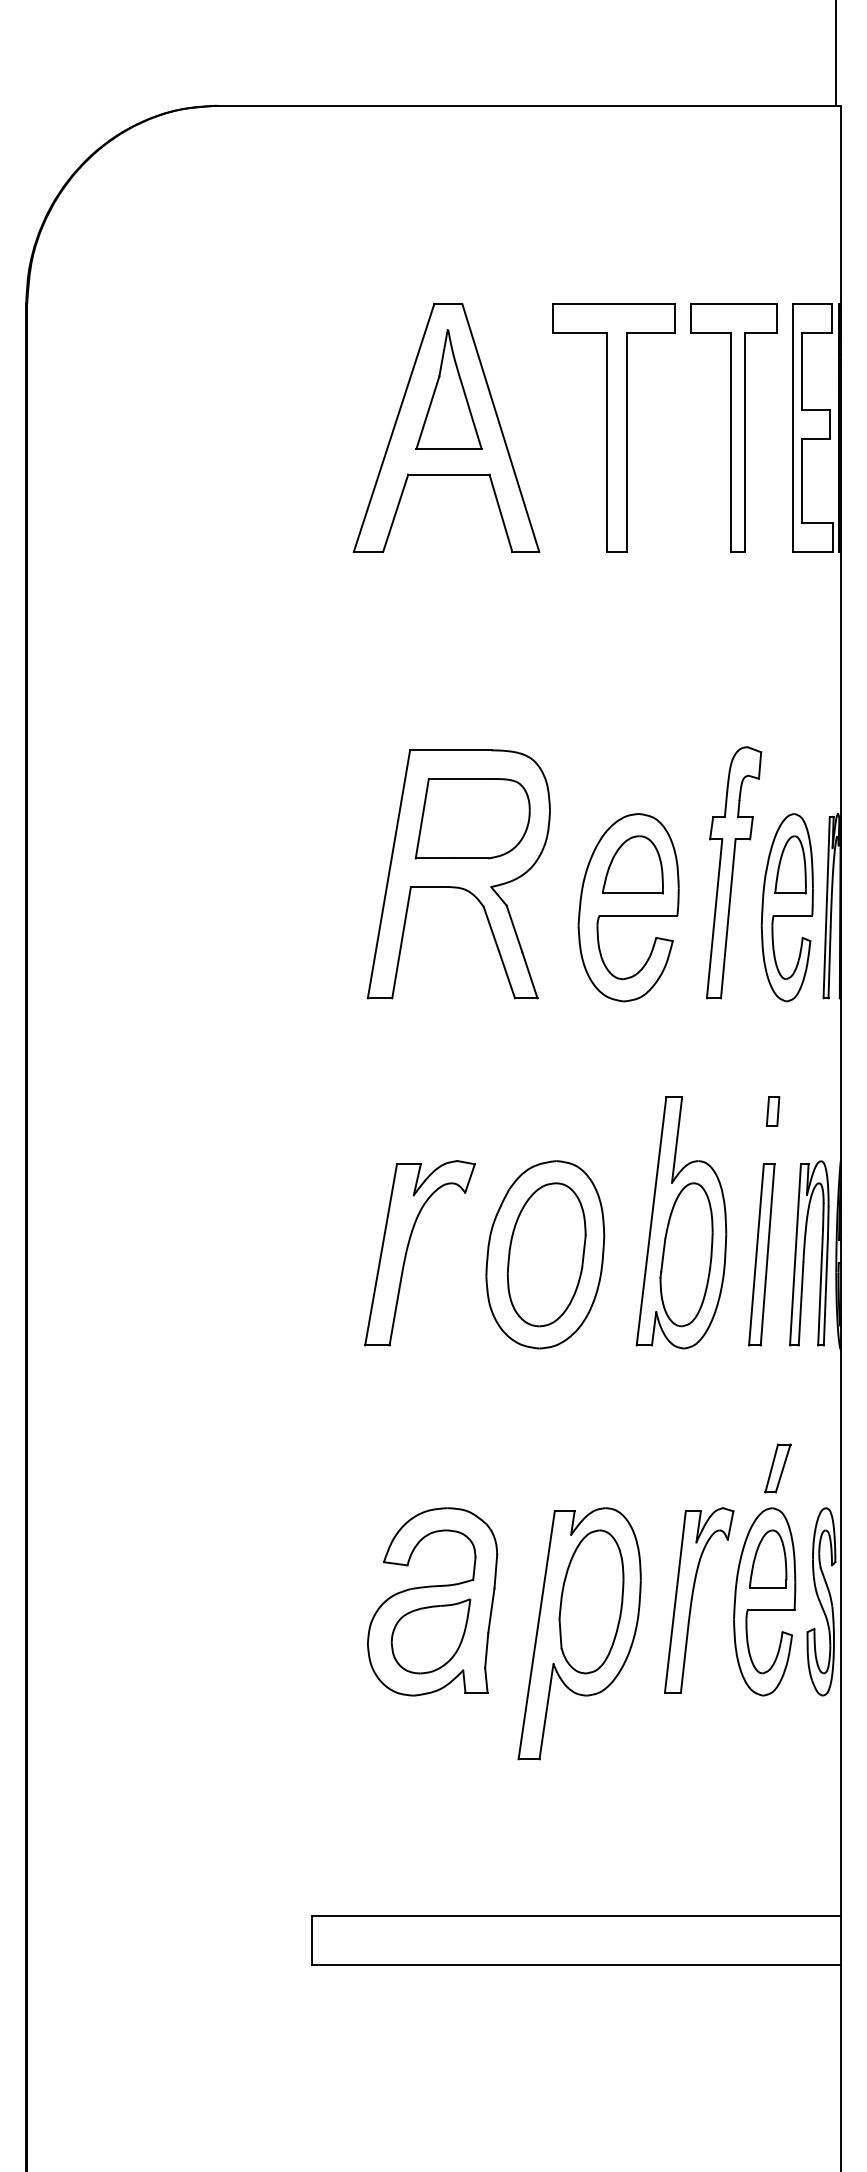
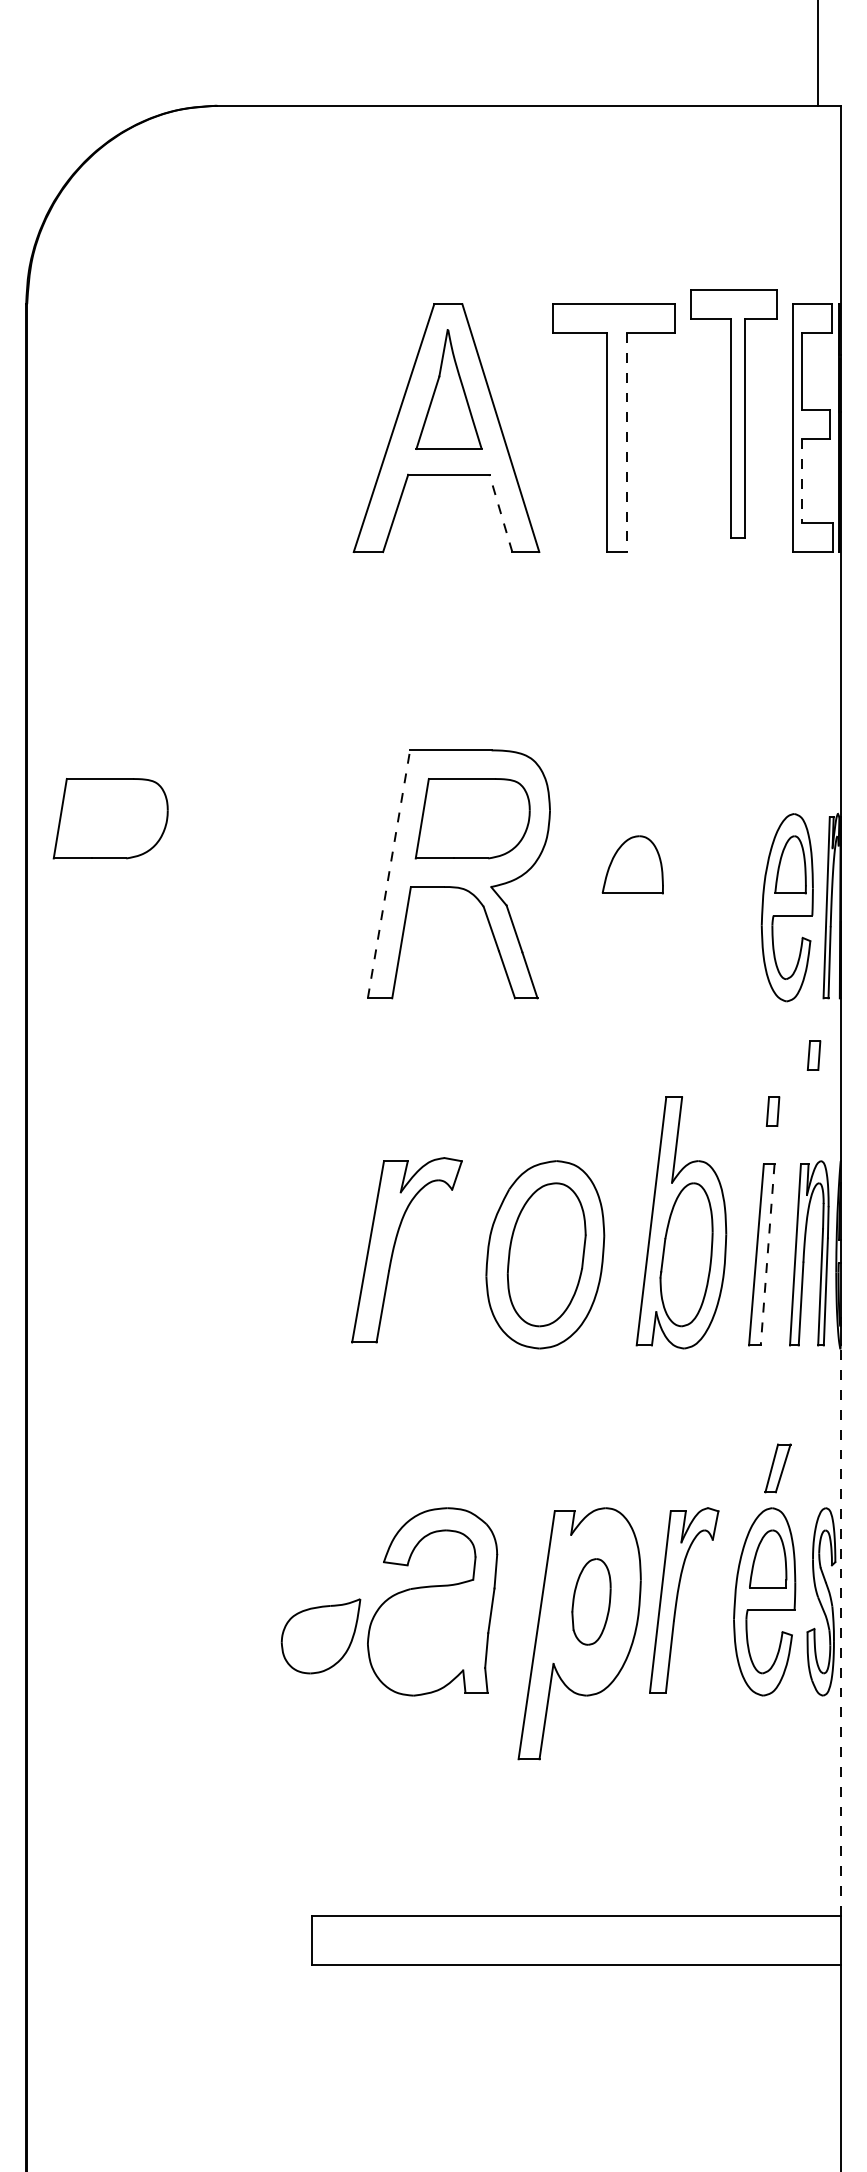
line position: (835, 53) -> (817, 53) (817, 53)
part position: (733, 427) -> (733, 413) (733, 413)
line: solid -> dashed (626, 443)
line: solid -> dashed (802, 481)
line: solid -> dashed (500, 512)
part: none -> present (110, 818)
part: present -> none (734, 872)
line: solid -> dashed (388, 874)
part: present -> none (628, 907)
part: none -> present (813, 1055)
part position: (407, 1252) -> (394, 1249) (394, 1249)
line: solid -> dashed (767, 1254)
part position: (692, 1600) -> (677, 1600) (677, 1600)
part size: 67x146 px -> 41x88 px (591, 1601)
line: solid -> dashed (840, 1629)
part position: (430, 1636) -> (320, 1636) (320, 1636)
